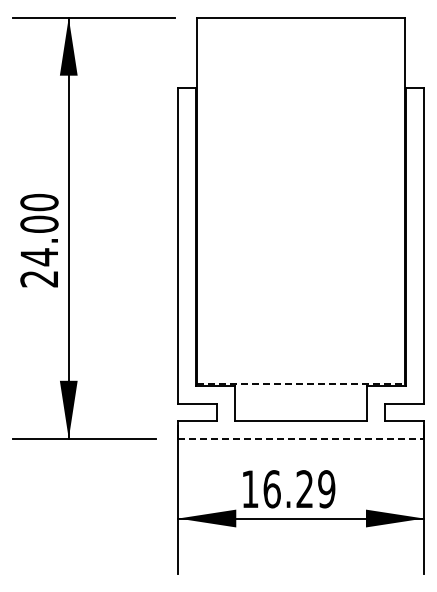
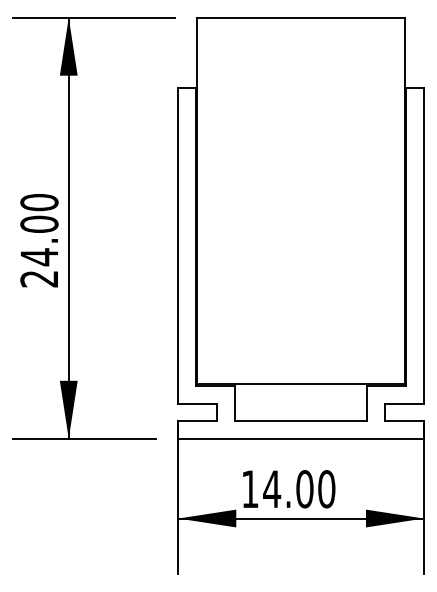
line: dashed -> solid (301, 384)
line: dashed -> solid (301, 438)
text: 16.29 -> 14.00 (299, 489)
